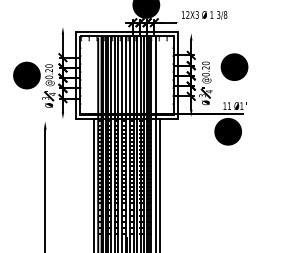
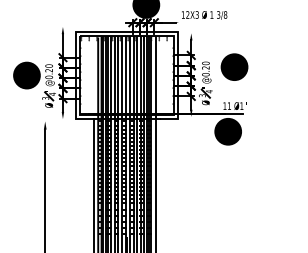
line: present -> none (159, 184)
